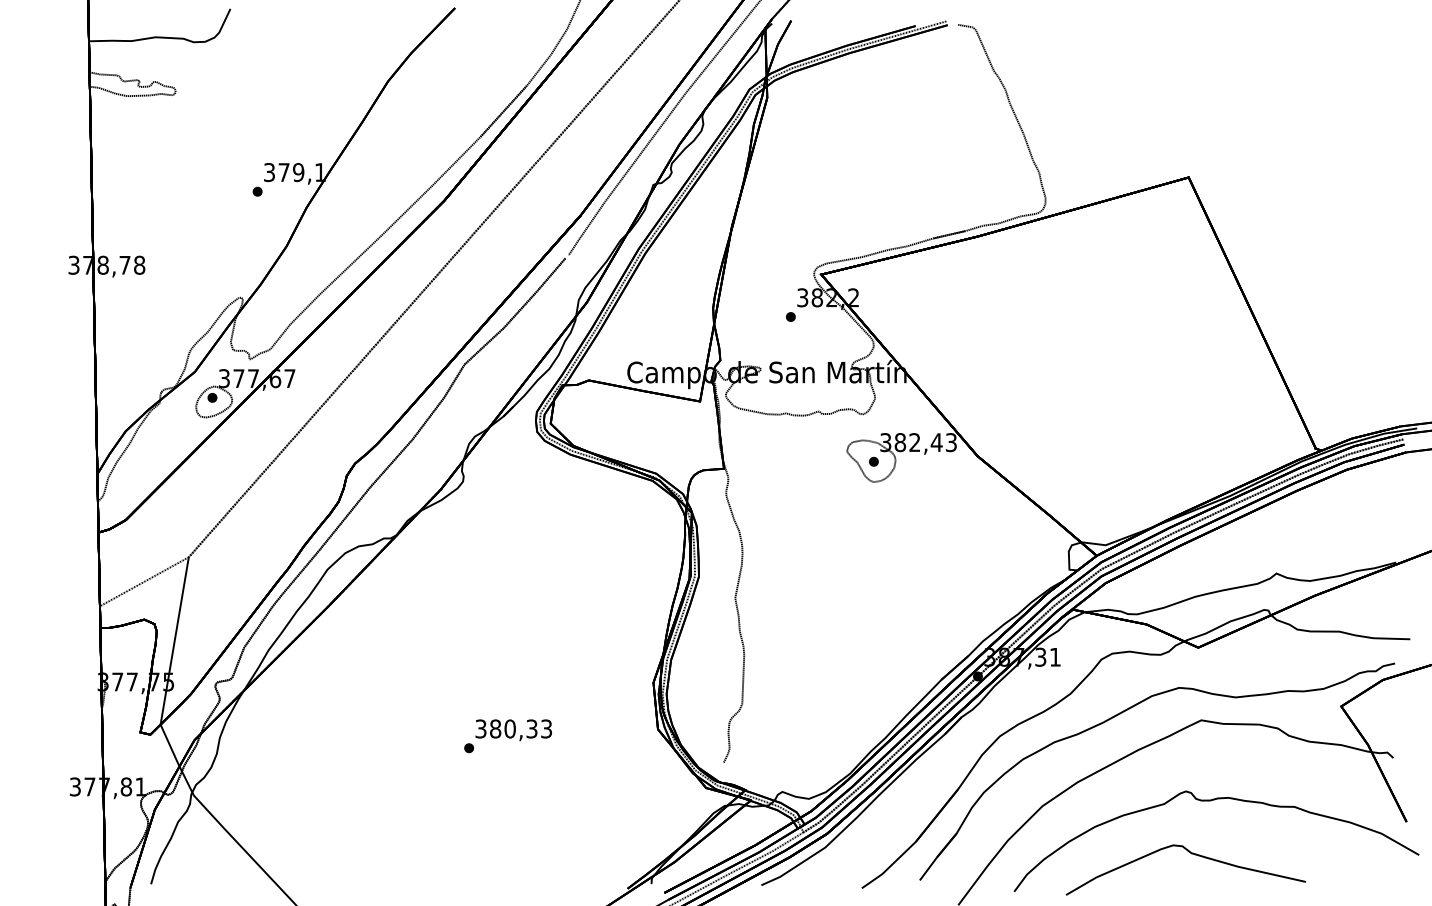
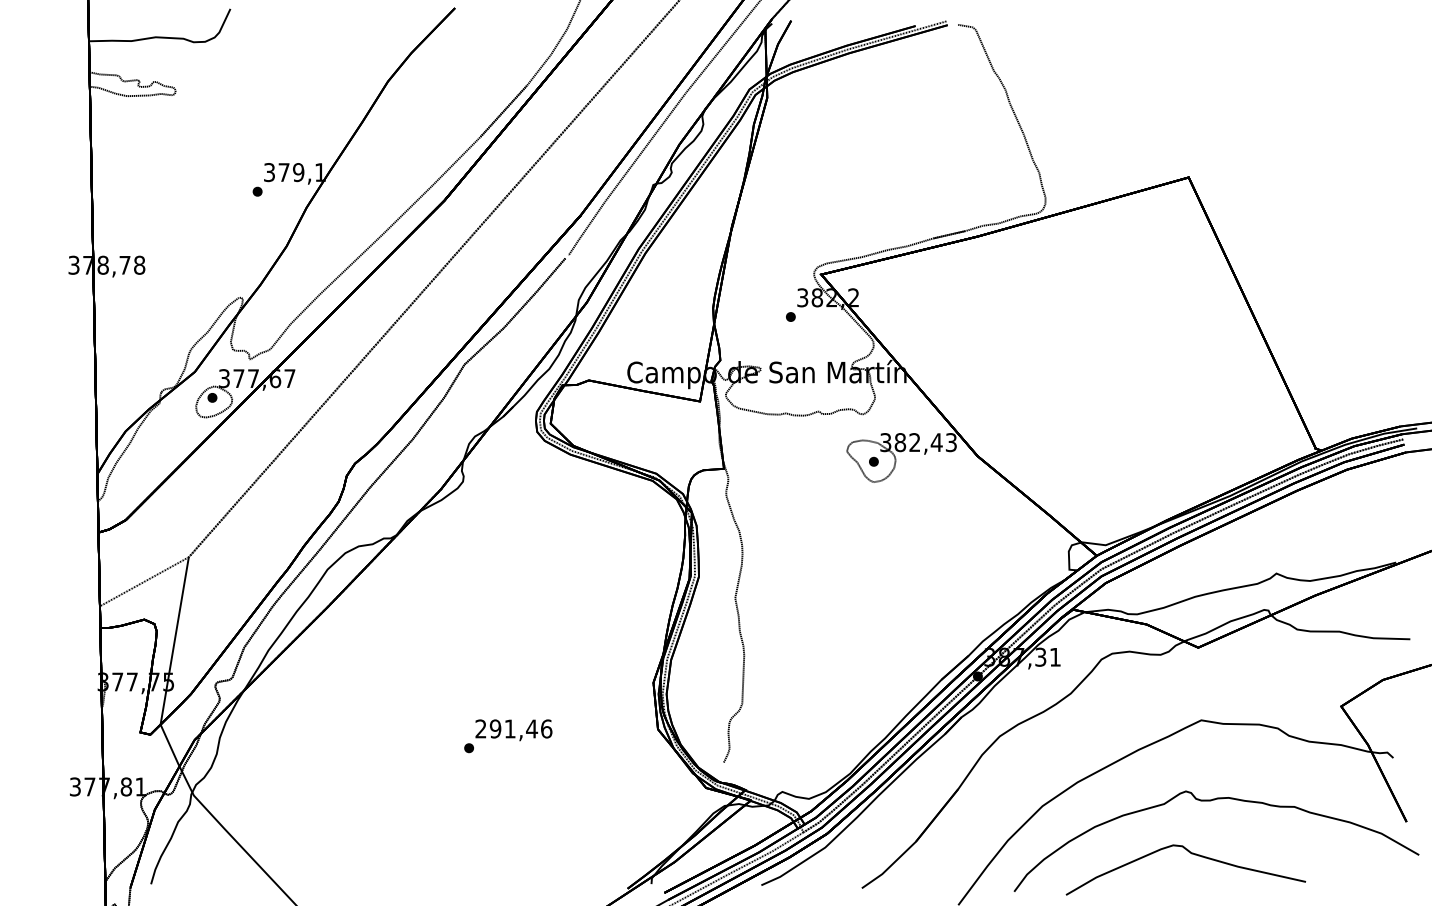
part: present -> none (1124, 712)
text: 380,33 -> 291,46 (513, 728)
